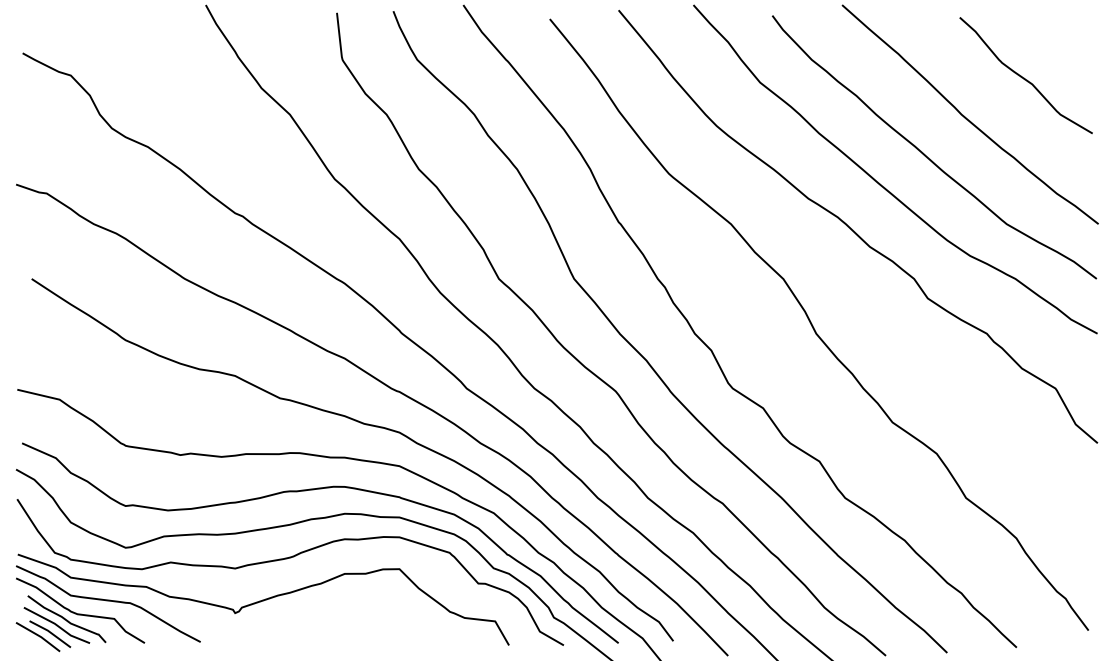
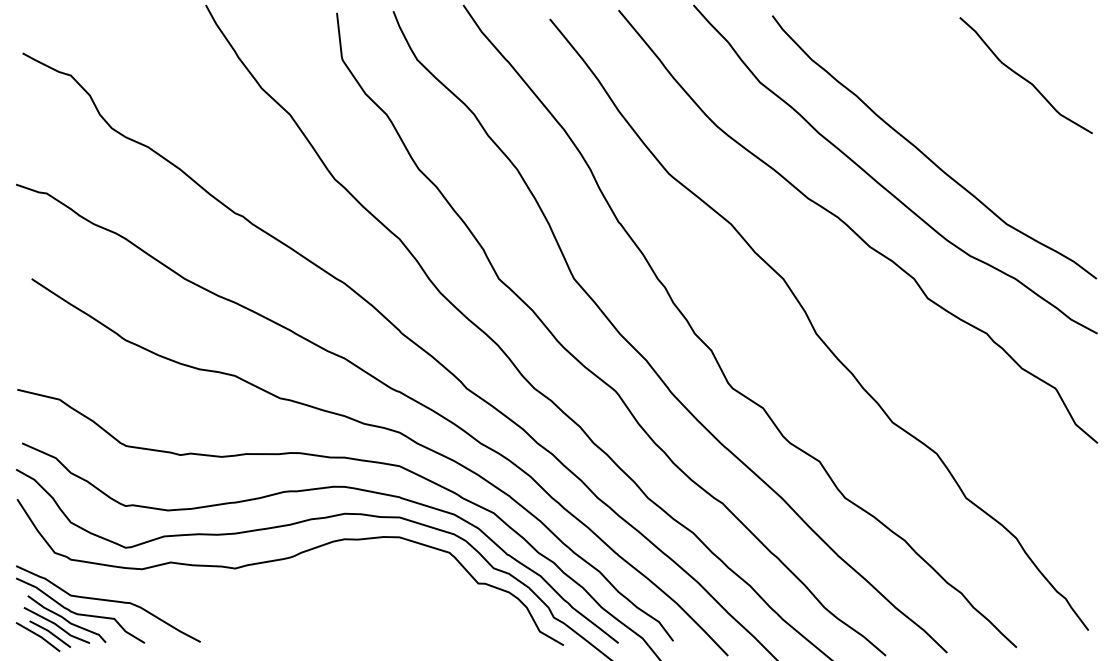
curve: present -> none (966, 117)
curve: present -> none (263, 599)
